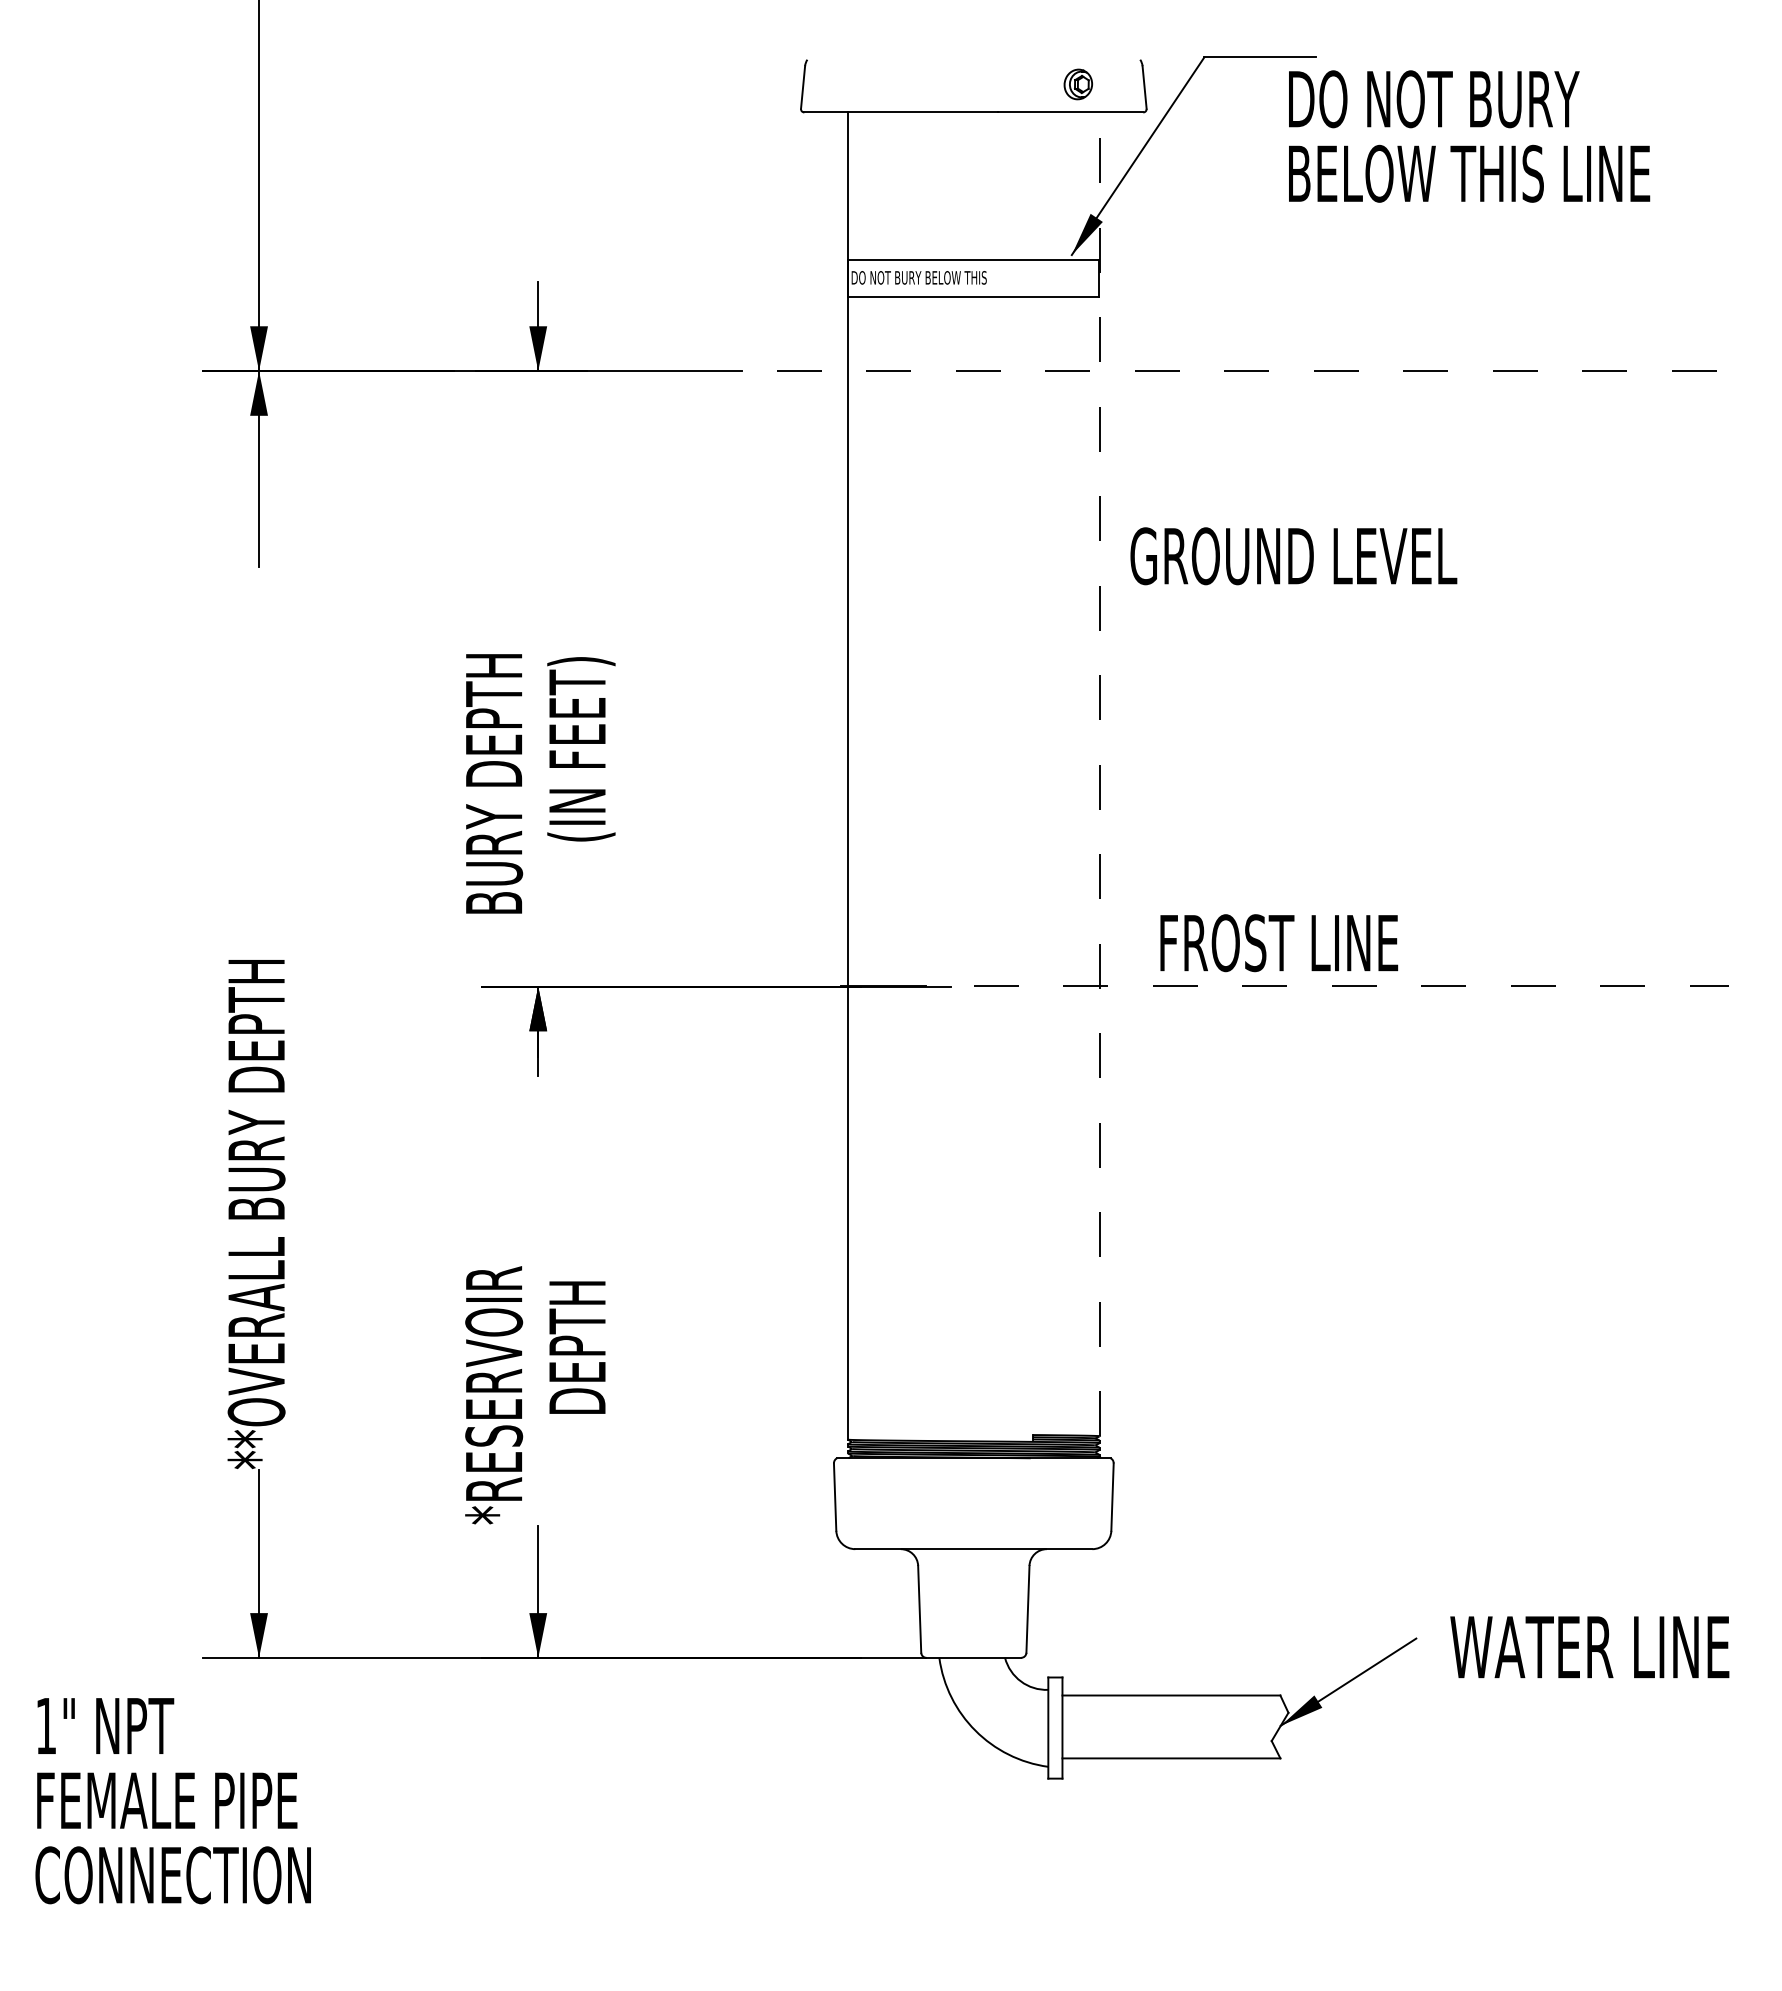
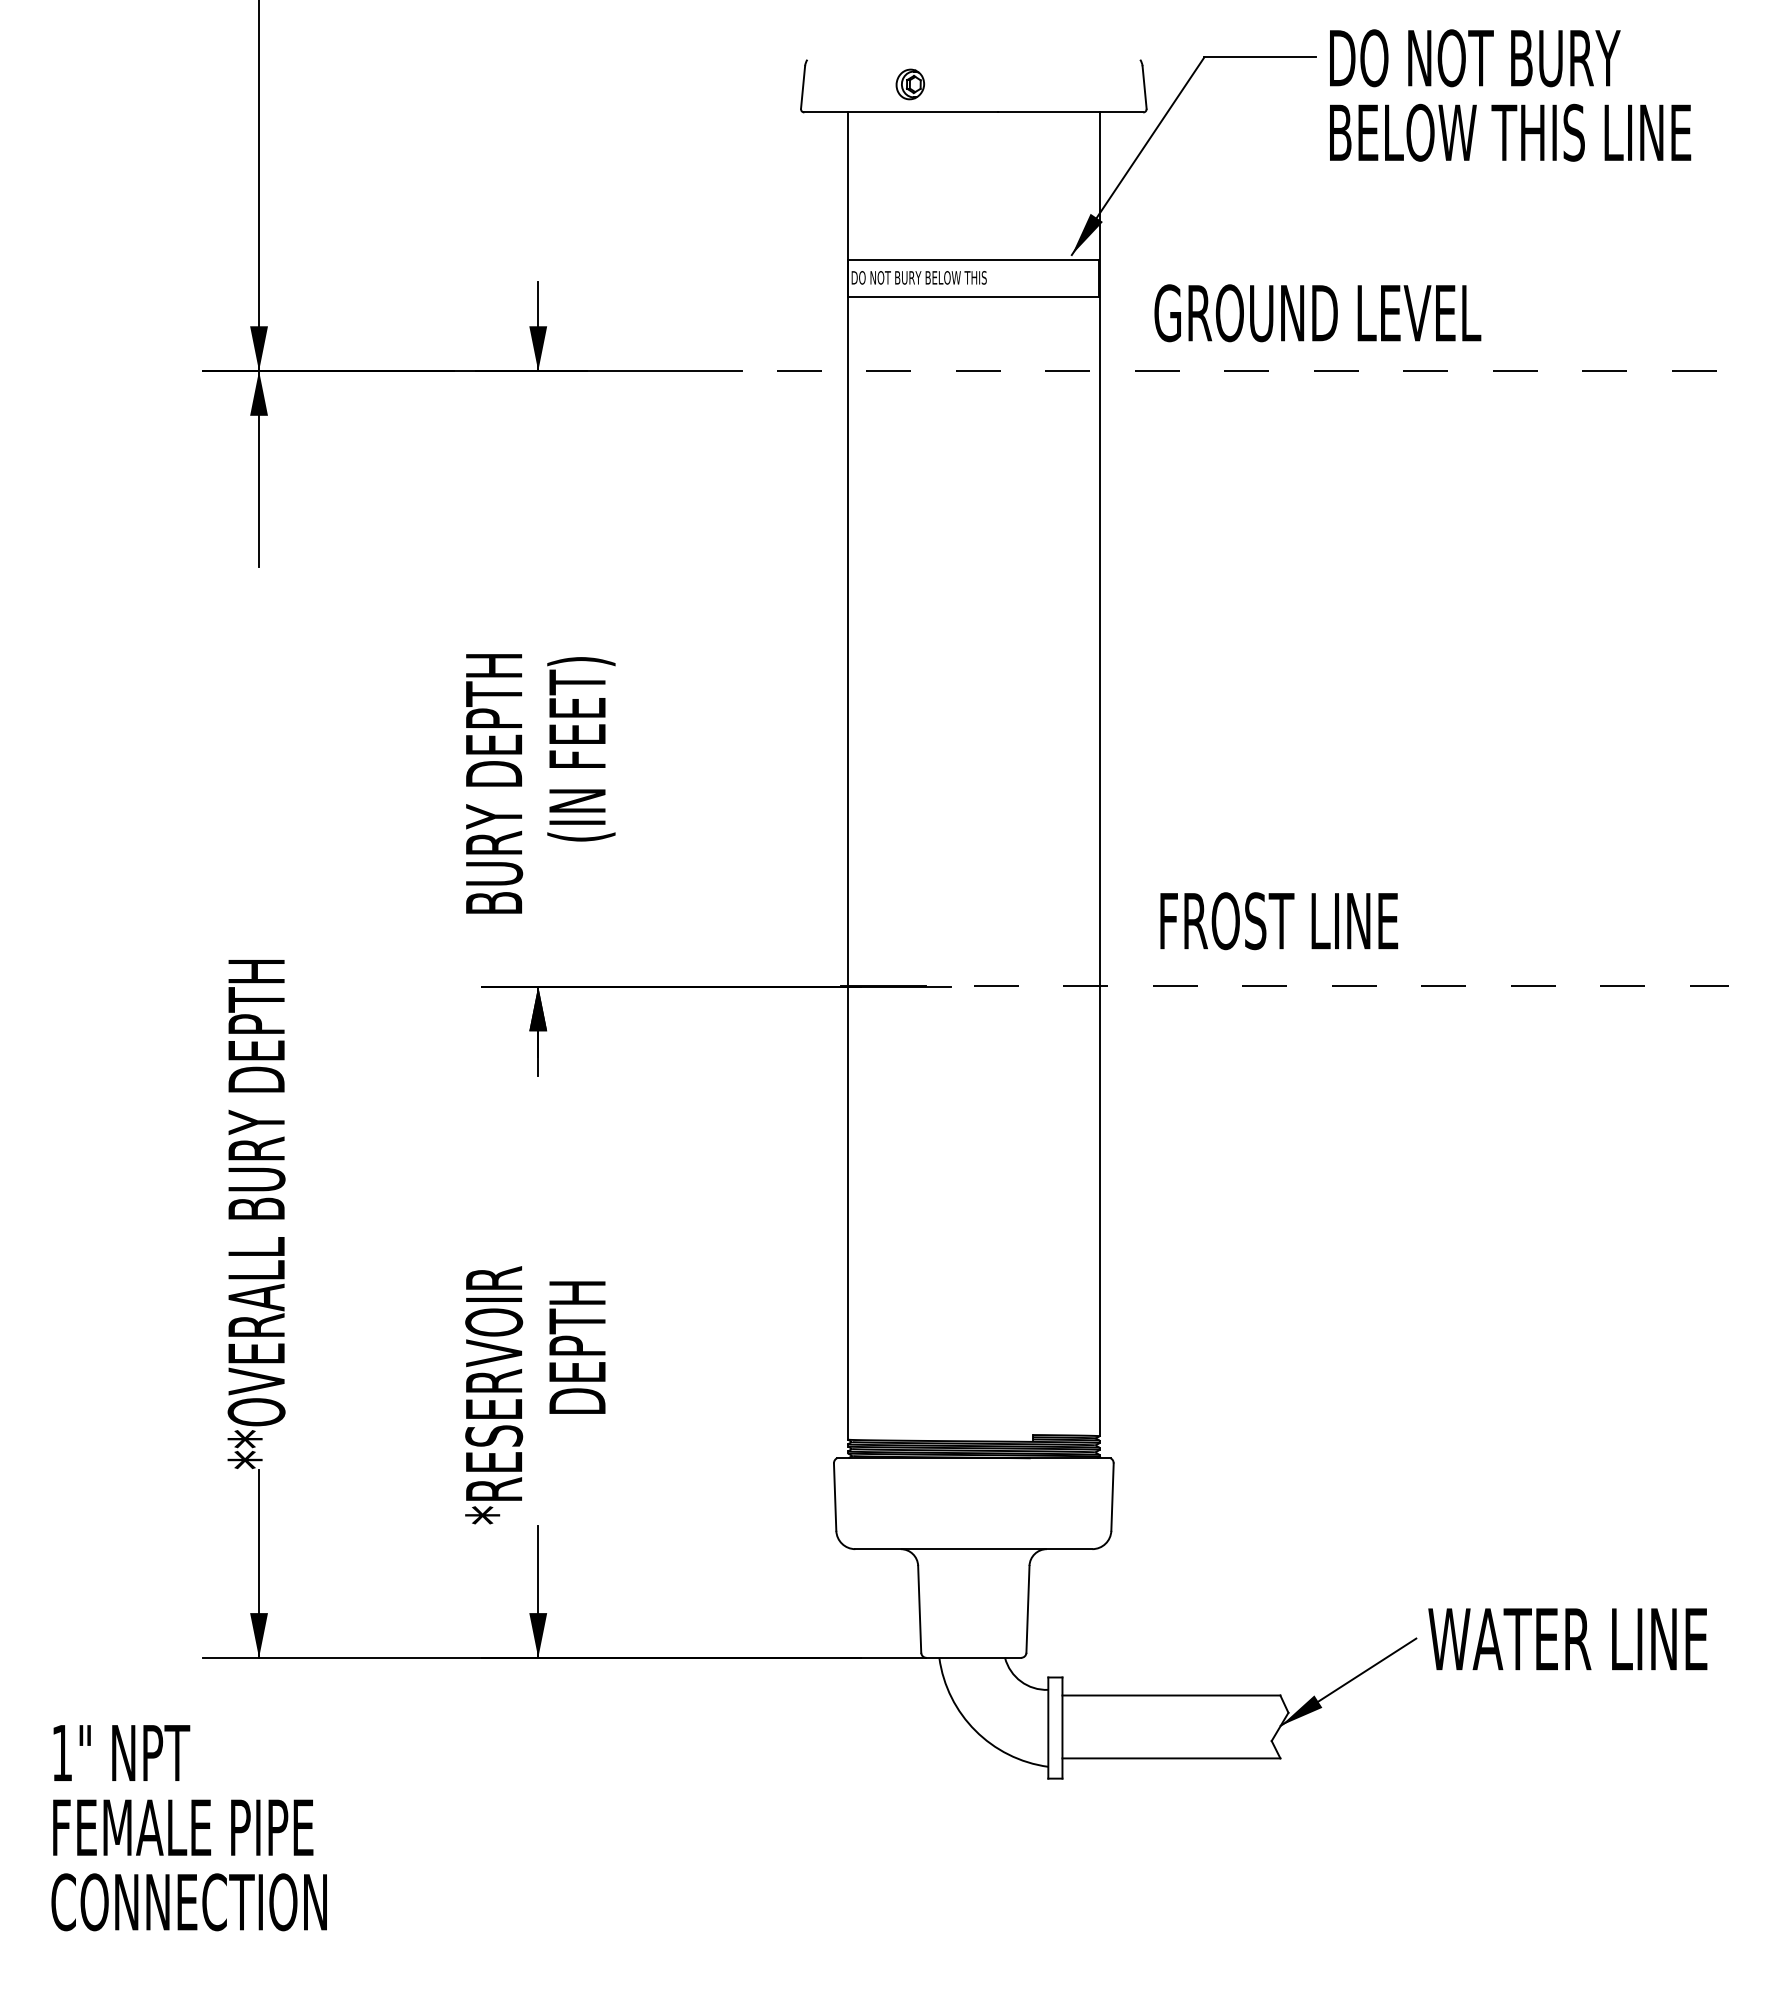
part position: (1077, 84) -> (909, 84) (909, 84)
text position: (1469, 136) -> (1510, 95) (1510, 95)
text position: (1293, 556) -> (1317, 313) (1317, 313)
line: dashed -> solid (1099, 774)
text position: (1279, 943) -> (1279, 921) (1279, 921)
text position: (1589, 1647) -> (1567, 1639) (1567, 1639)
text position: (172, 1801) -> (188, 1828) (188, 1828)
